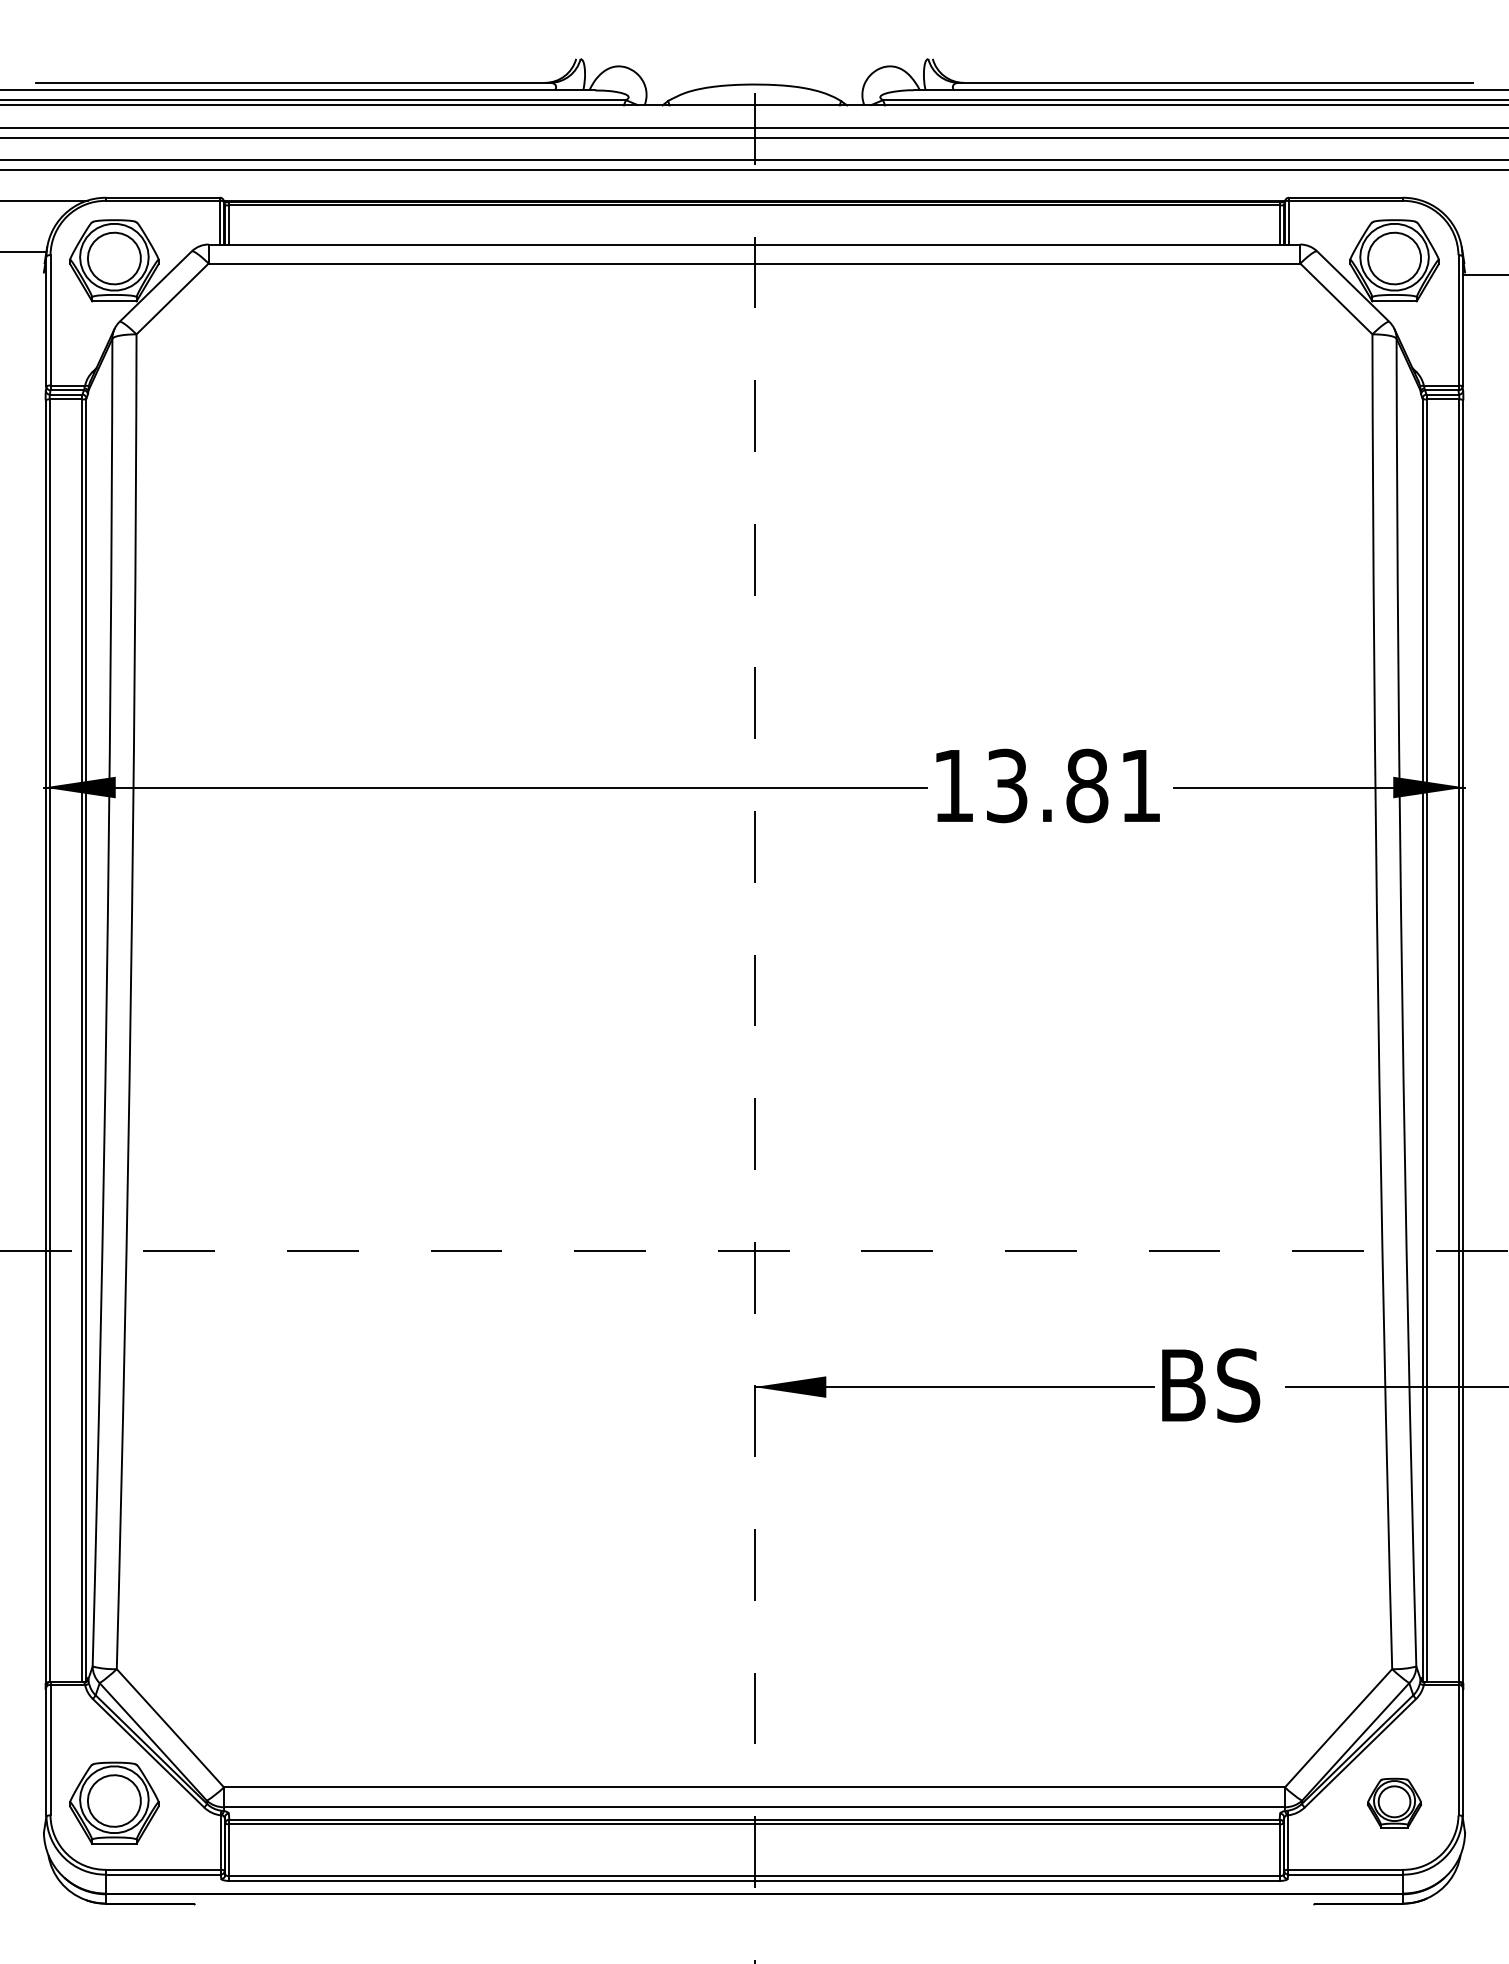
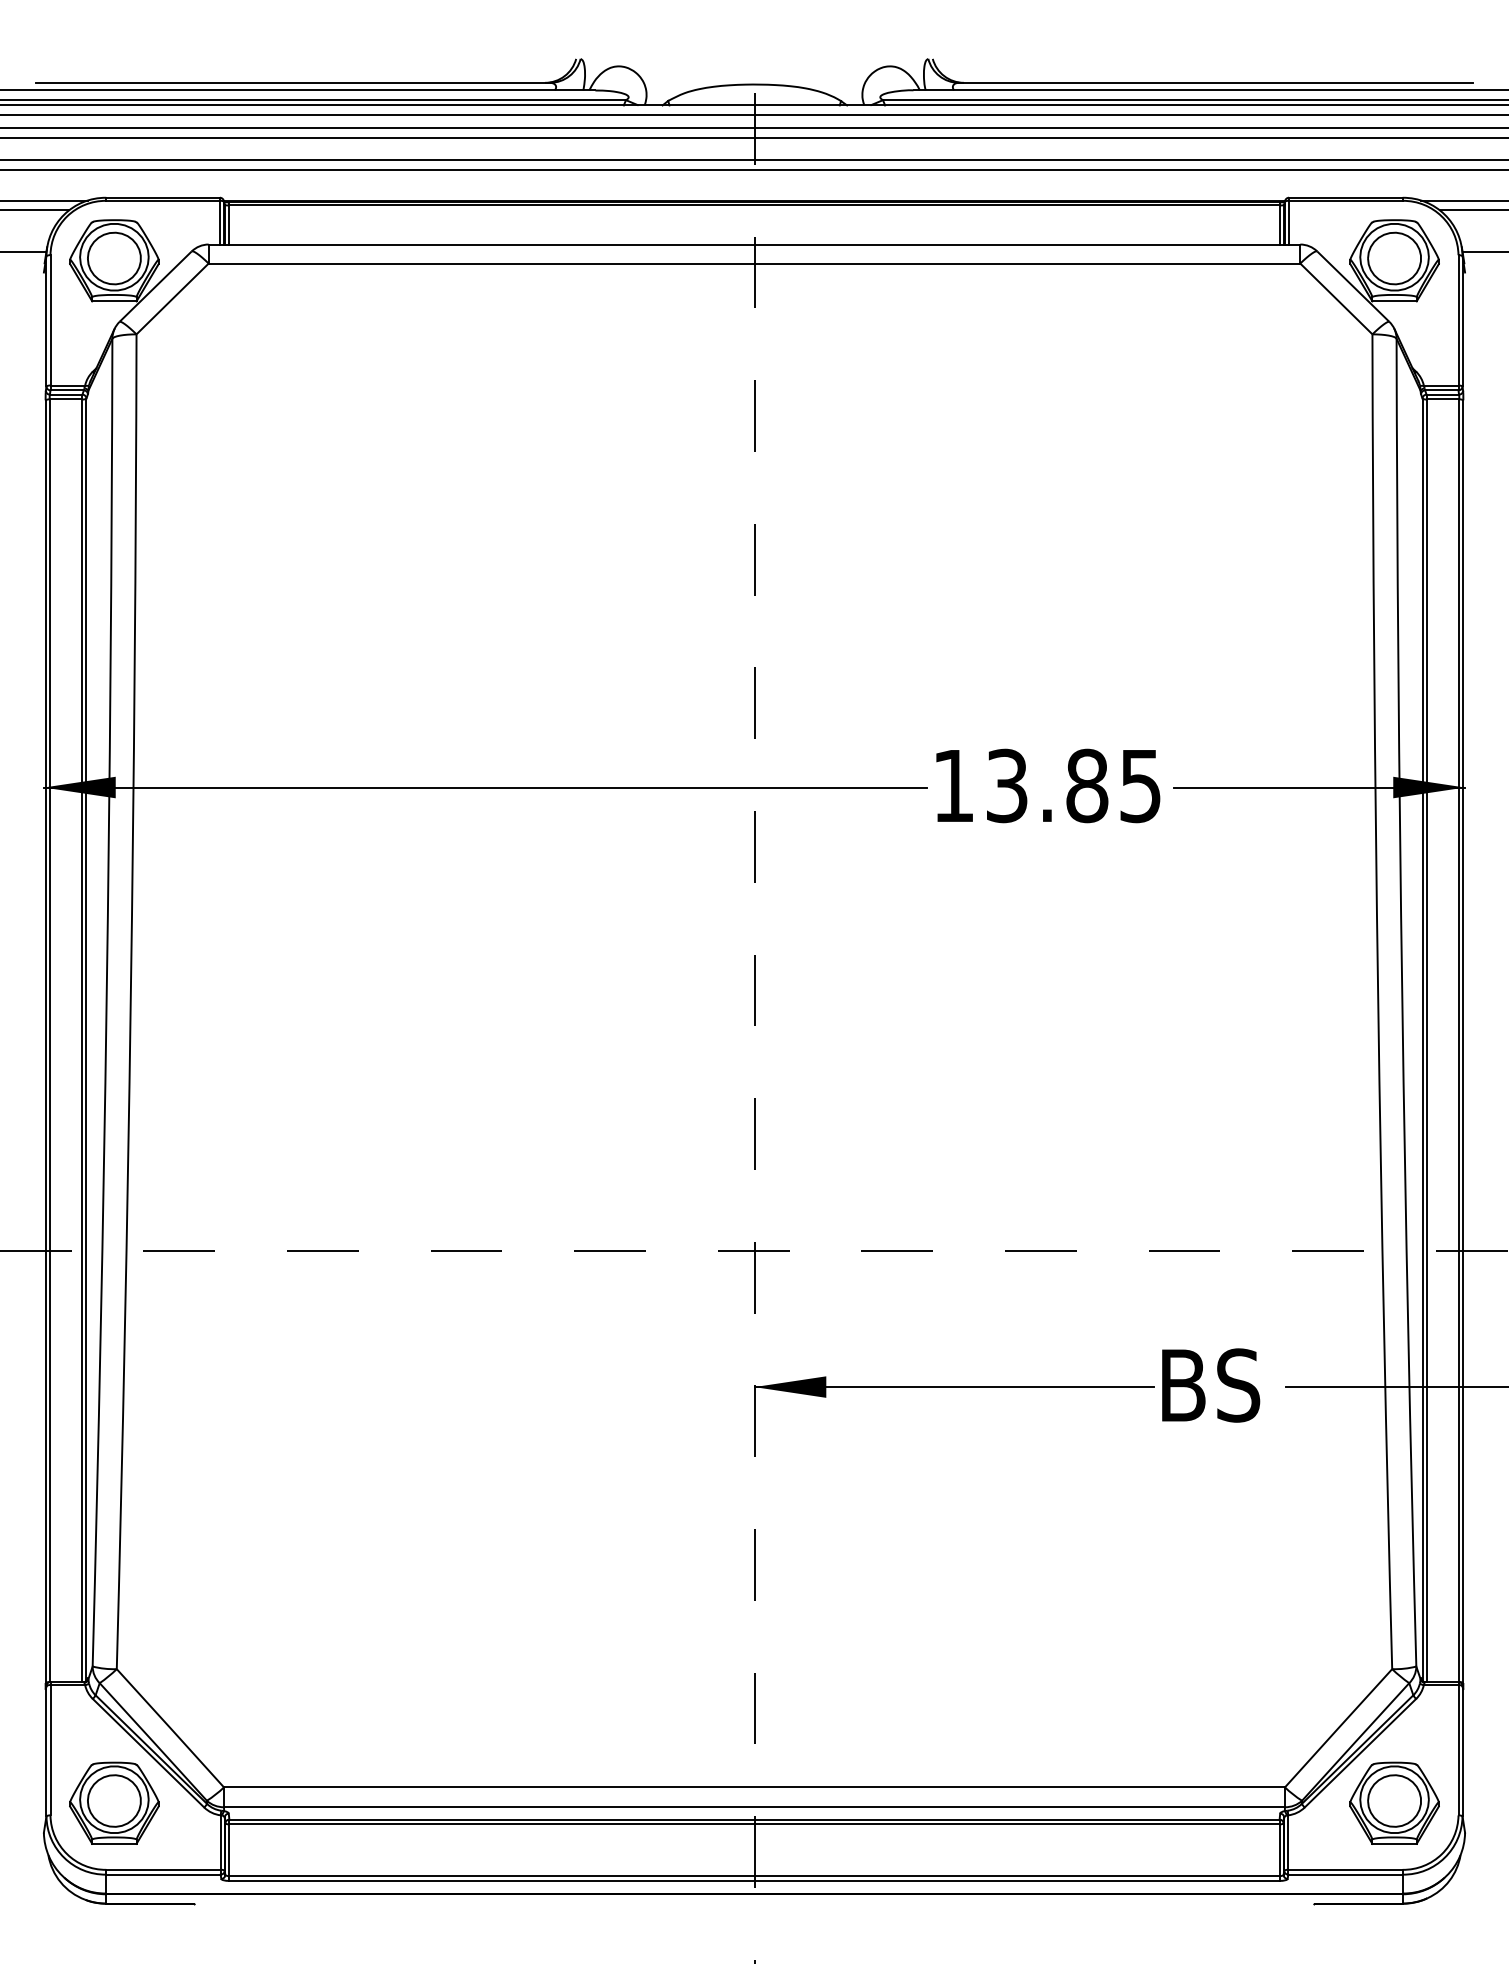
line: none -> present (753, 115)
line: none -> present (1462, 200)
line: none -> present (35, 210)
line: none -> present (1472, 210)
line position: (1483, 274) -> (1483, 251) (1483, 251)
text: 13.81 -> 13.85 (1140, 786)
part size: 56x52 px -> 91x84 px (1394, 1802)
